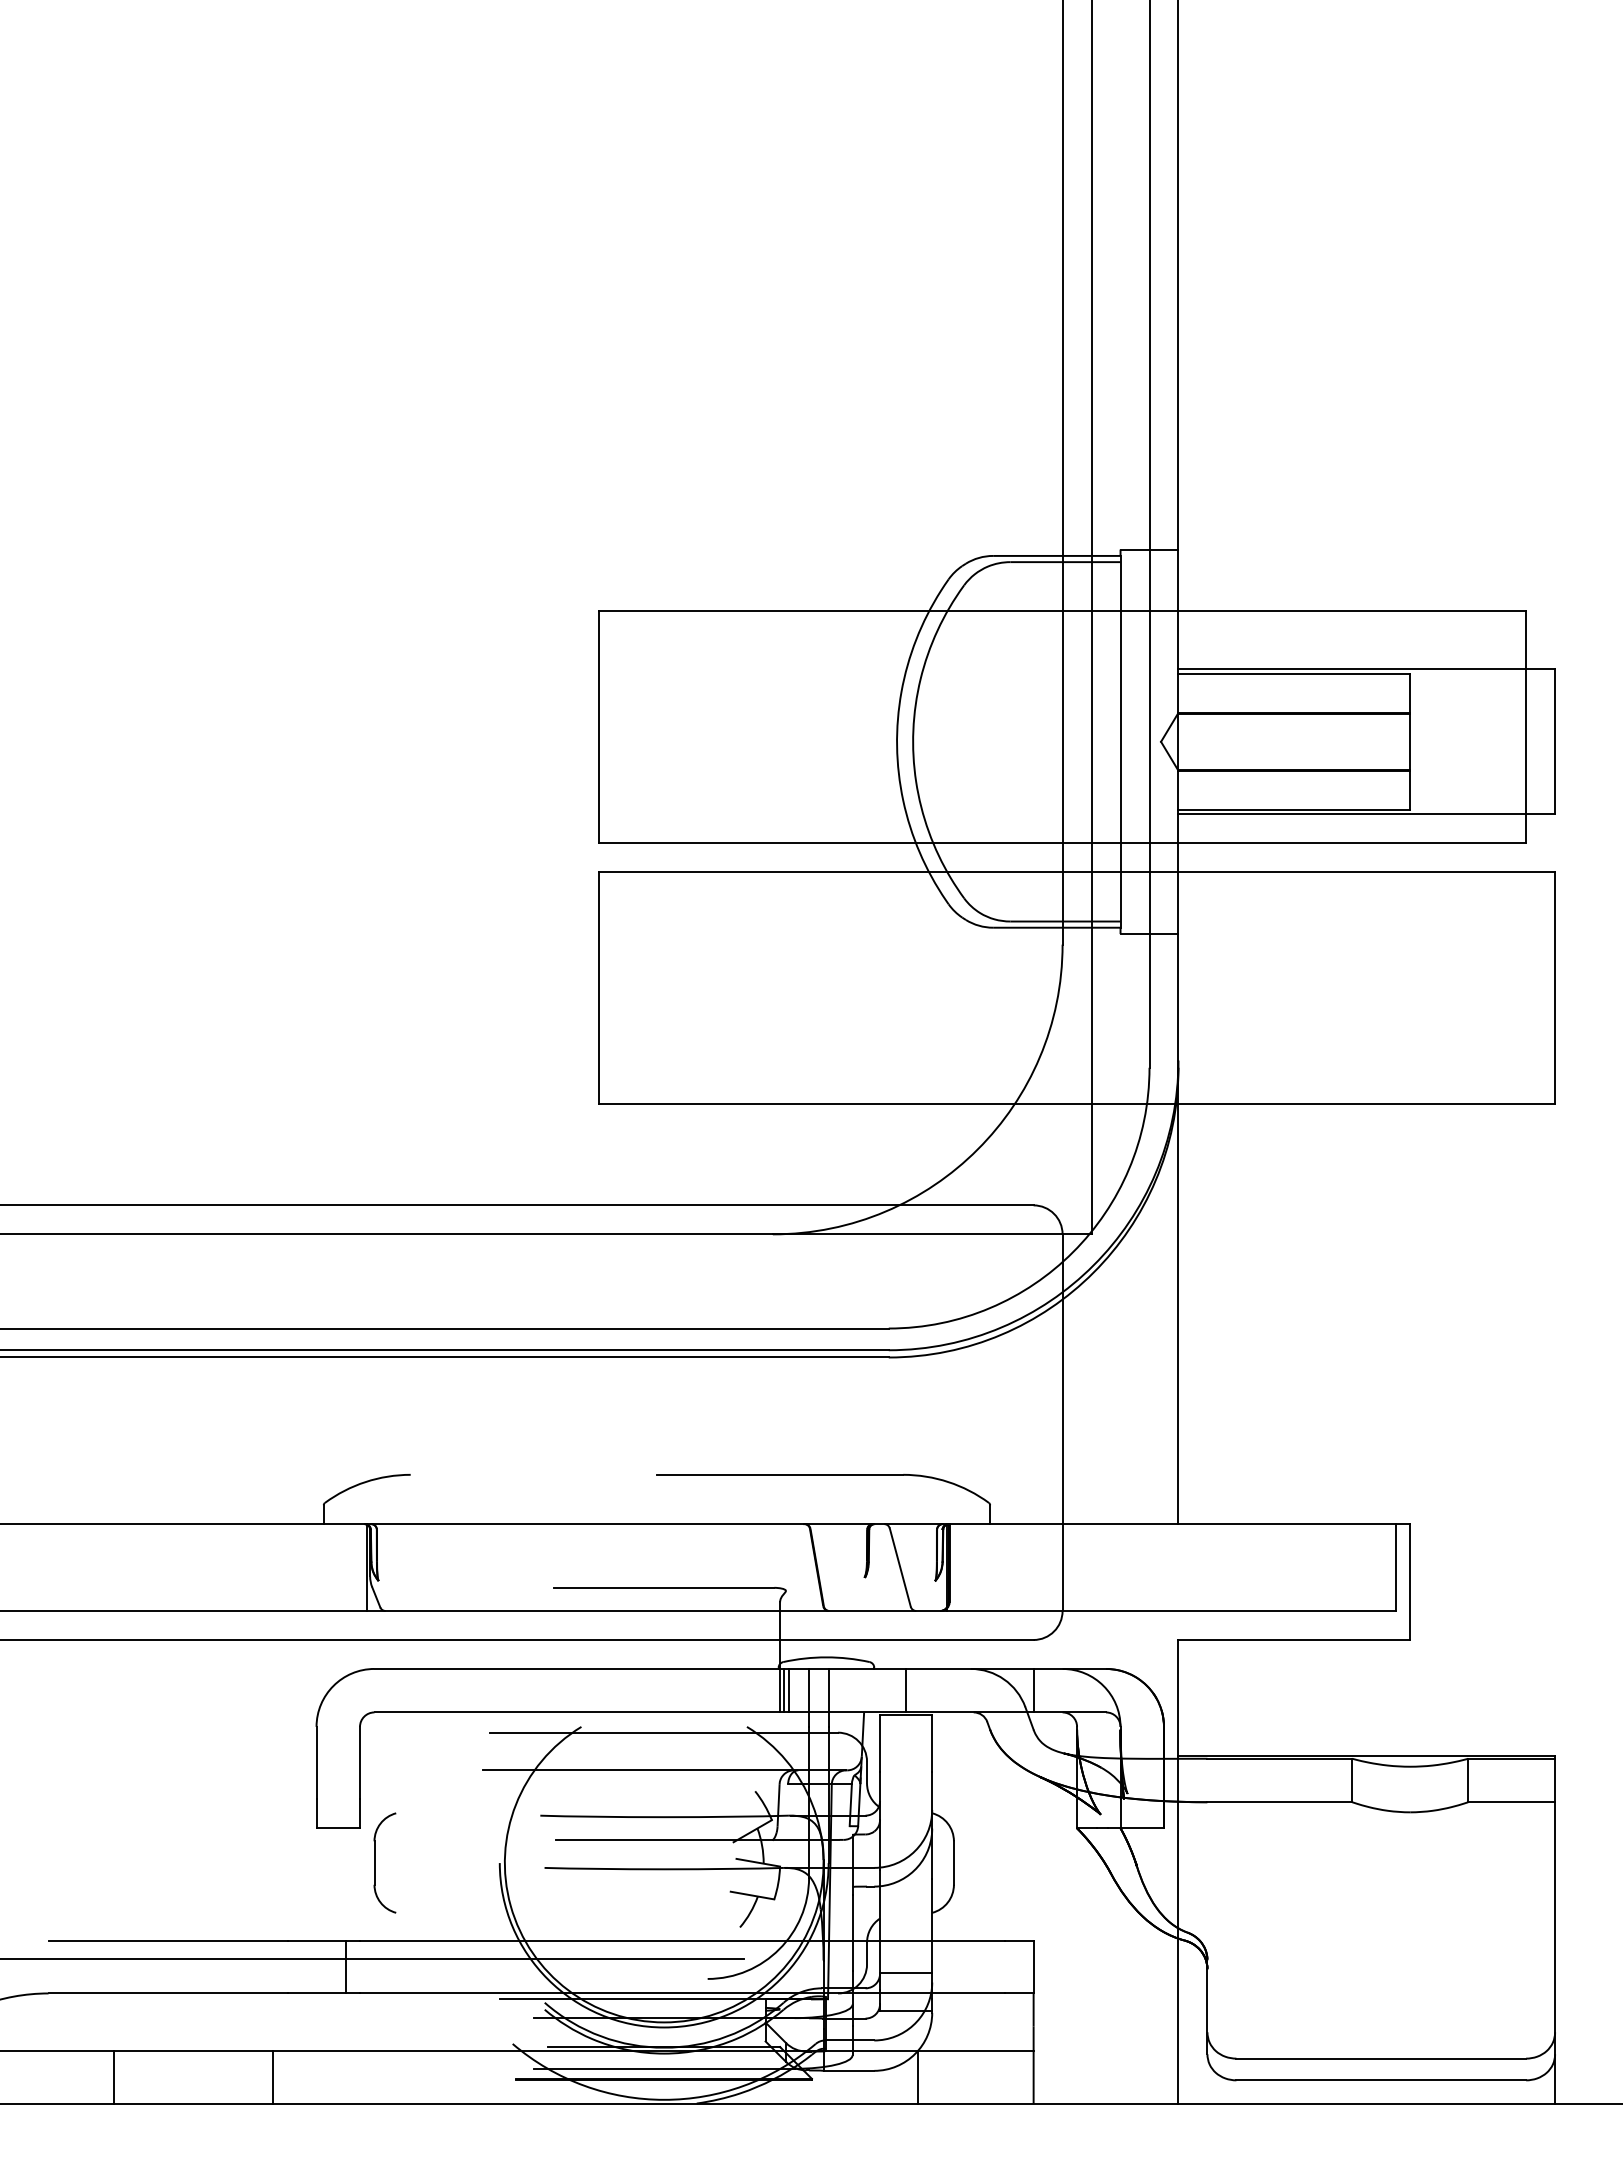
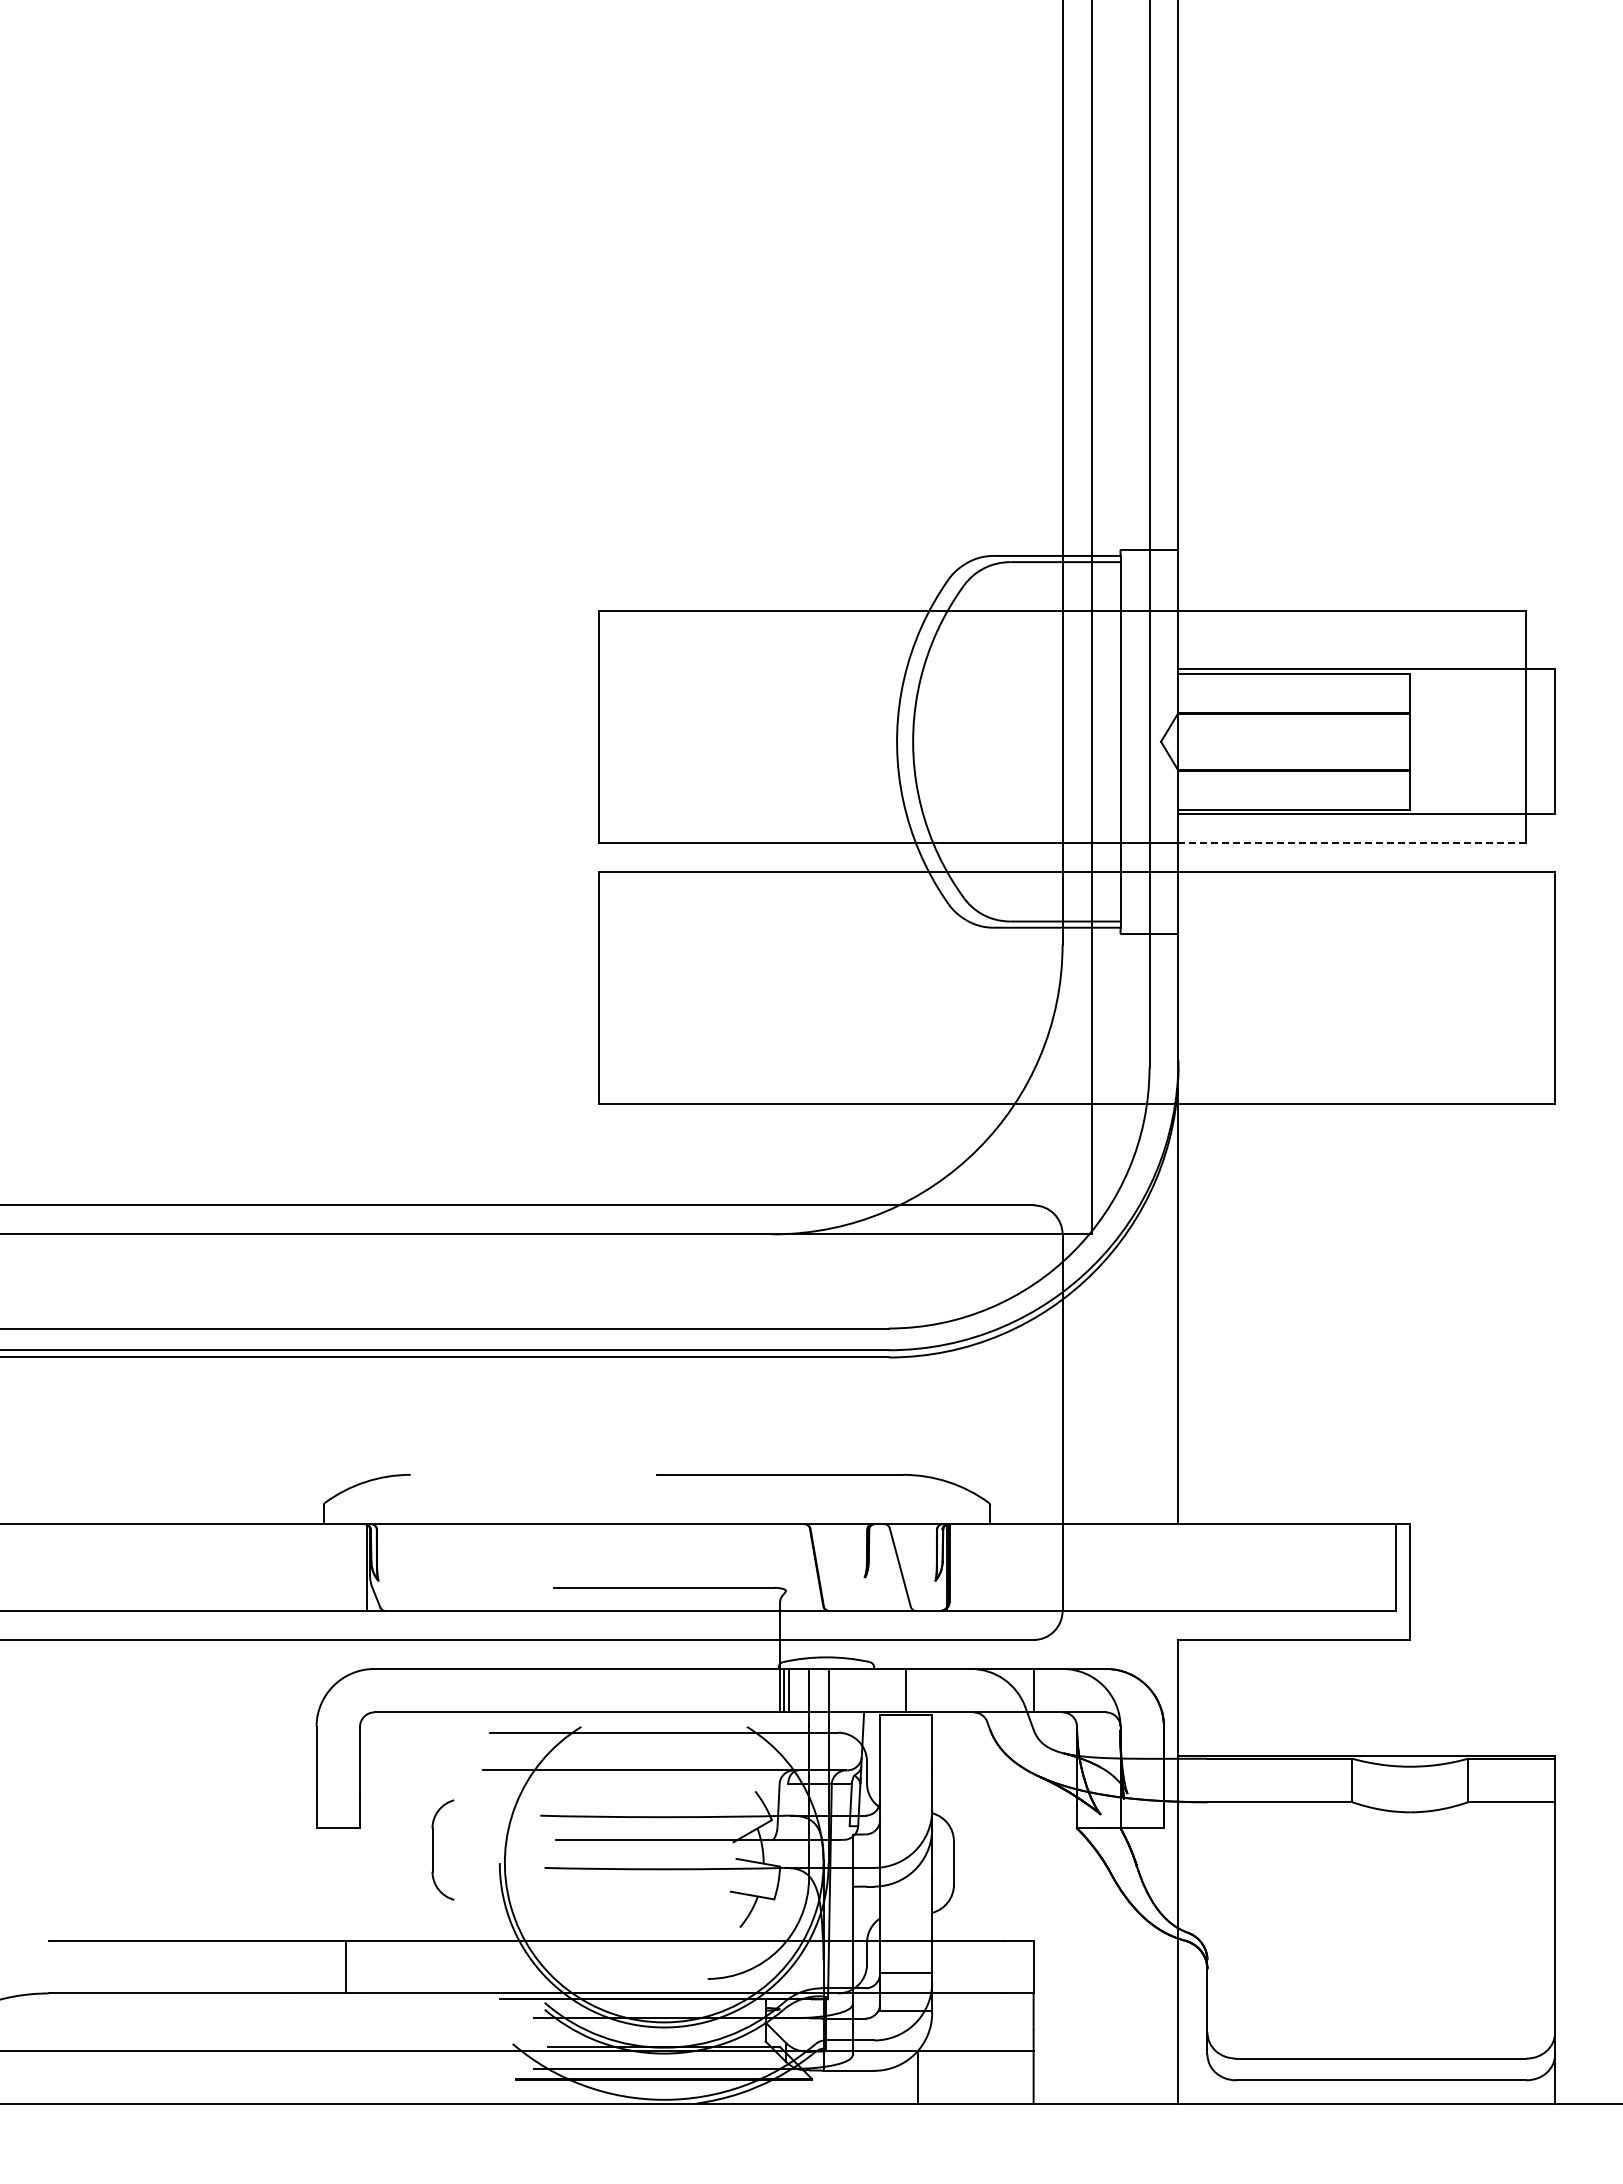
line: solid -> dashed (1352, 843)
part position: (375, 1862) -> (433, 1849) (433, 1849)
line: present -> none (372, 1958)
line: present -> none (113, 2077)
line: present -> none (273, 2077)
